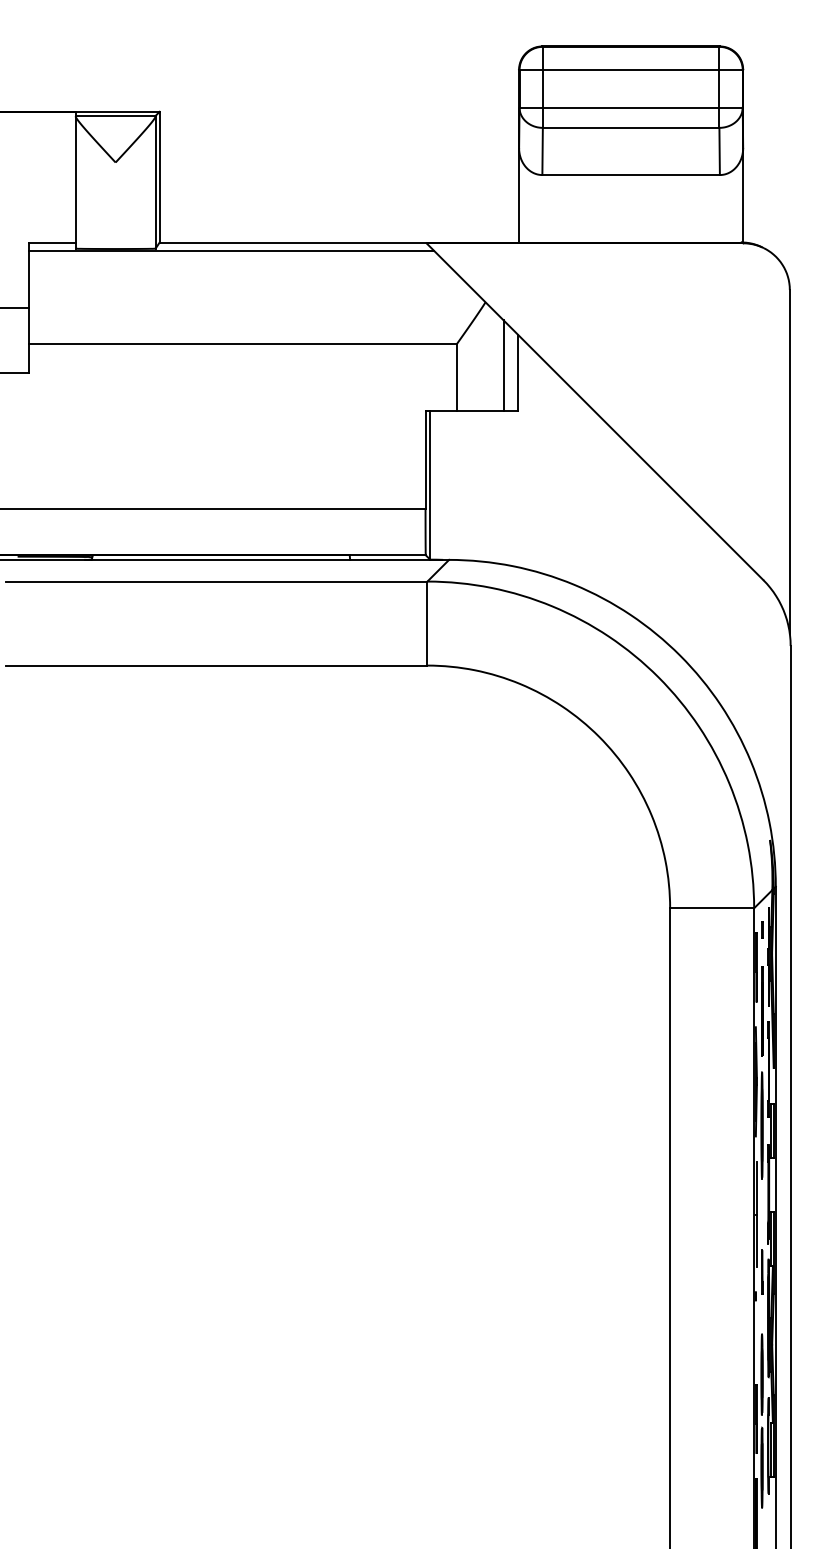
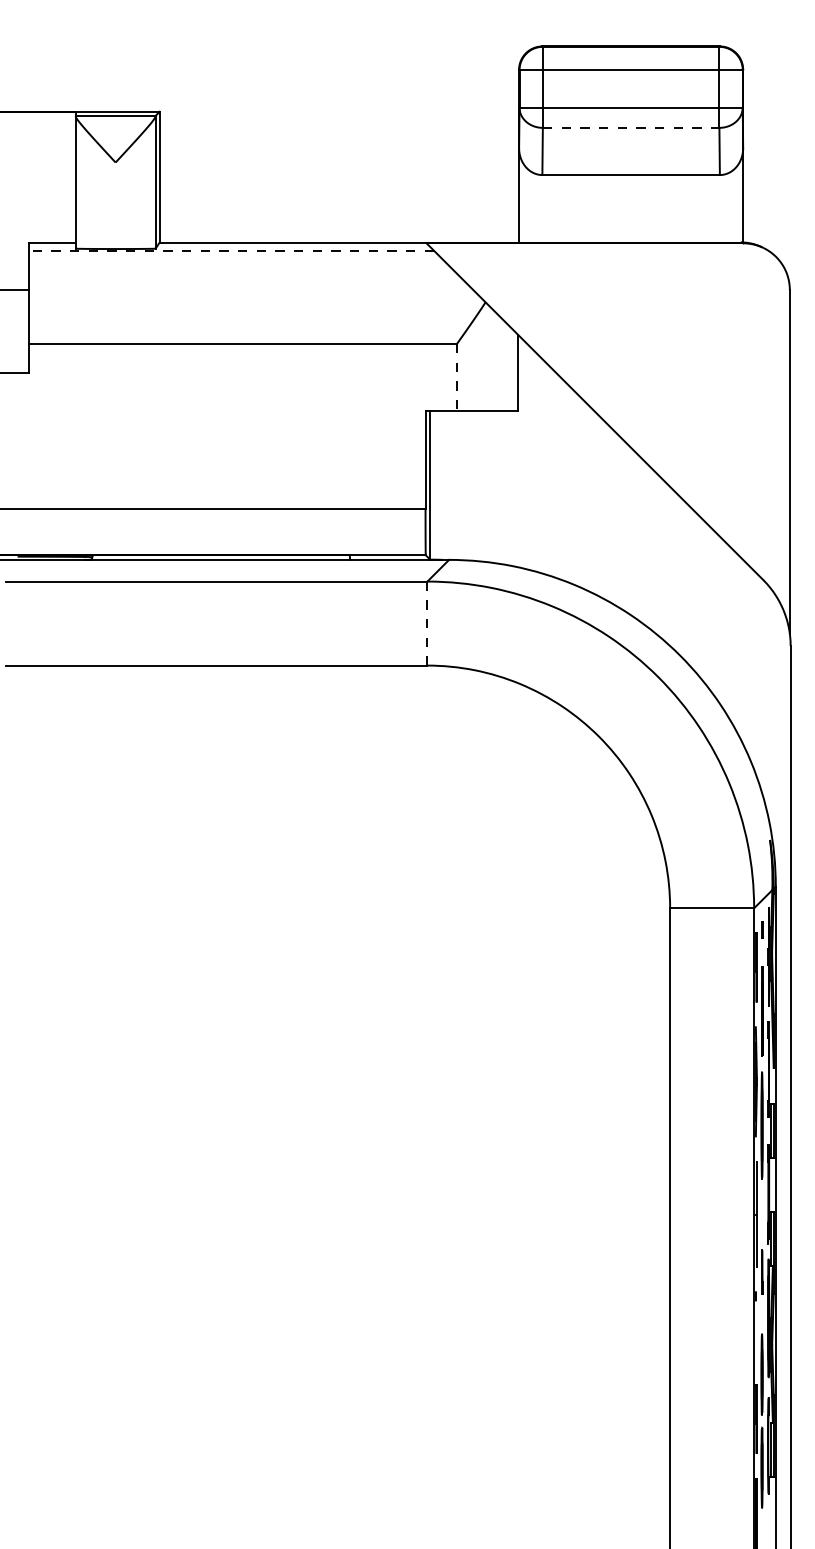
line: solid -> dashed (631, 127)
line: solid -> dashed (230, 250)
line position: (15, 307) -> (15, 289) (15, 289)
line: present -> none (503, 365)
line: solid -> dashed (456, 377)
line: solid -> dashed (427, 623)
